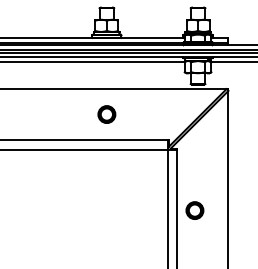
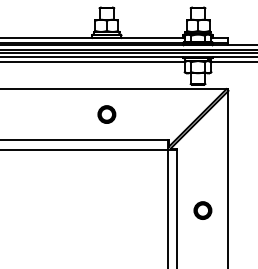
part position: (194, 210) -> (202, 210) (202, 210)
